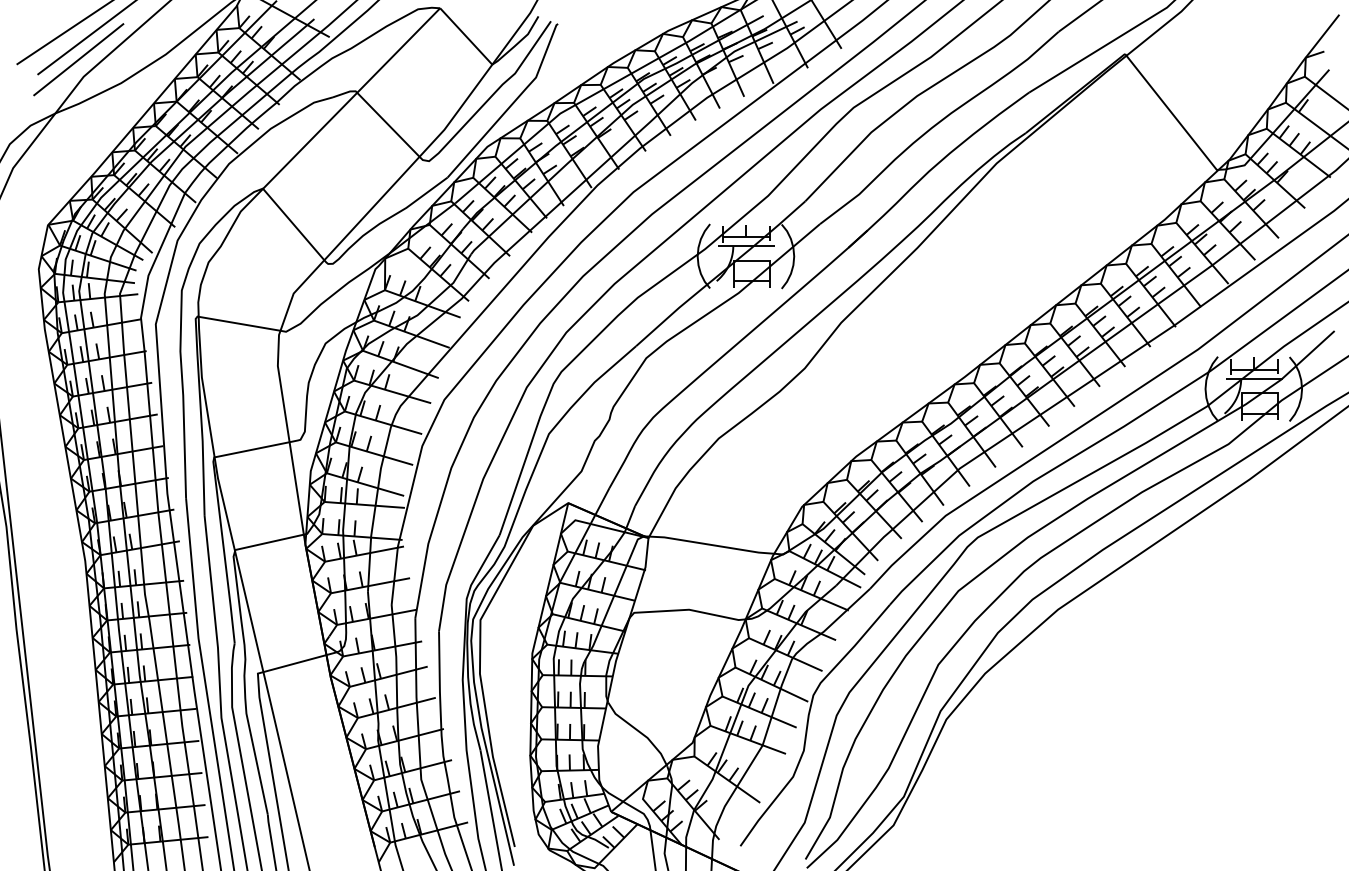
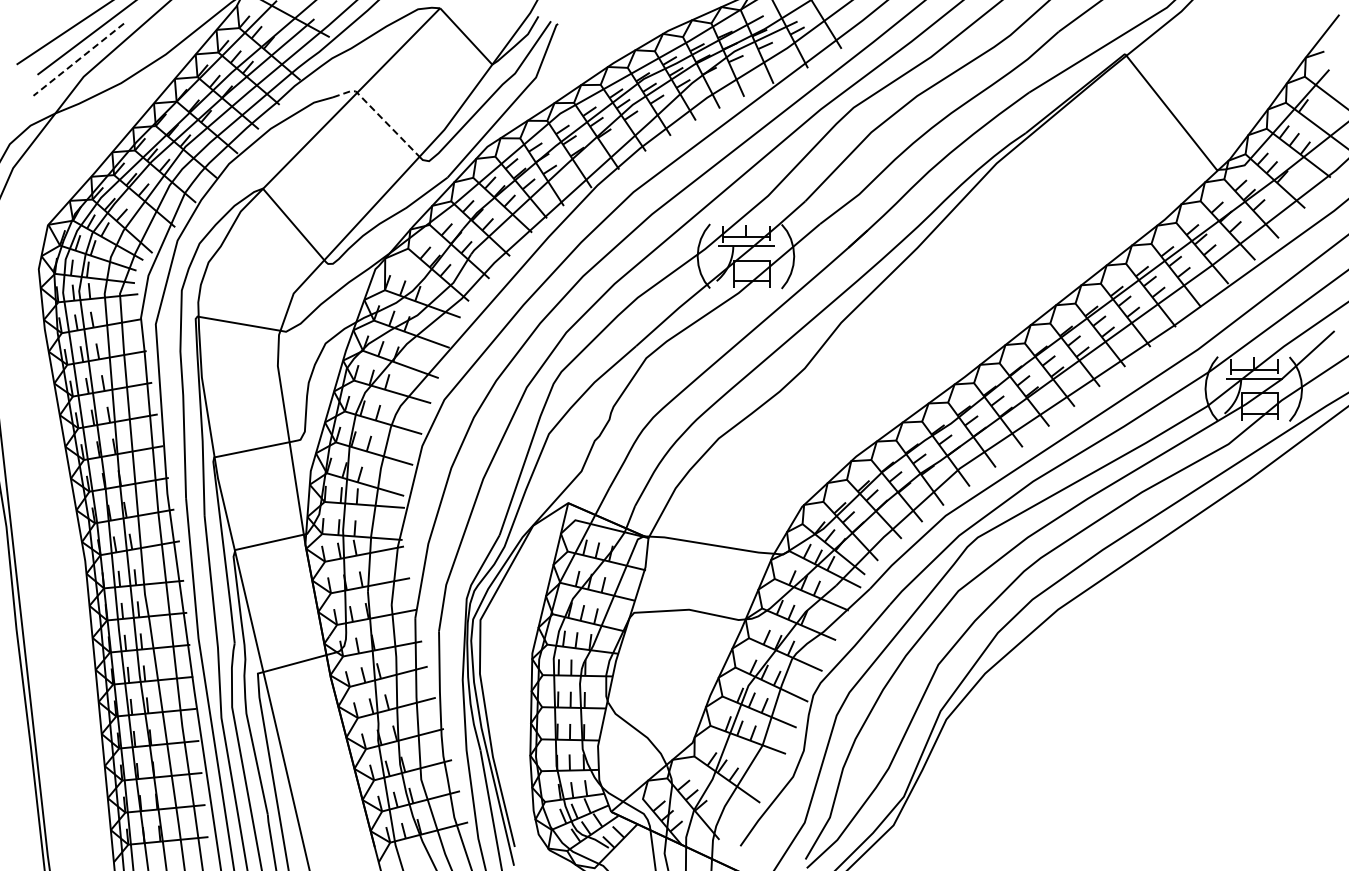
line: solid -> dashed (78, 59)
line: solid -> dashed (378, 114)
